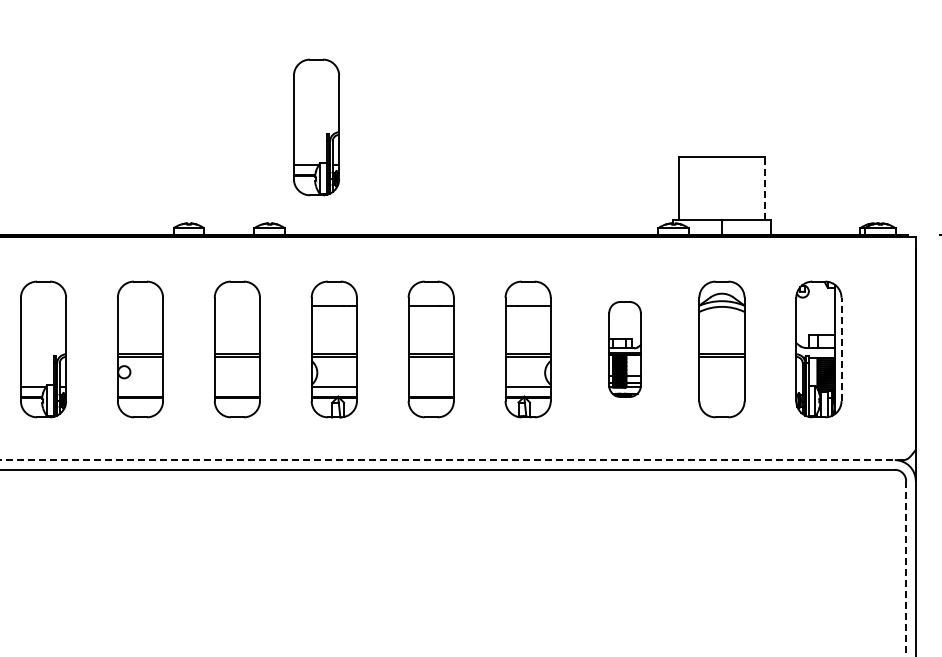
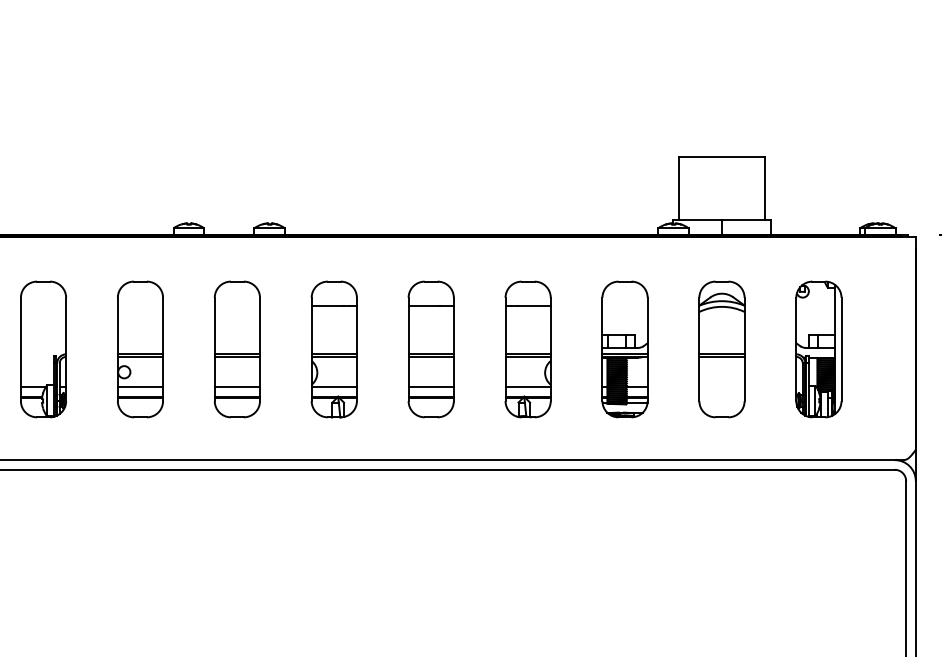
part: present -> none (316, 127)
line: dashed -> solid (764, 188)
part size: 34x97 px -> 48x139 px (624, 349)
line: dashed -> solid (841, 349)
line: none -> present (140, 387)
line: none -> present (237, 387)
line: none -> present (430, 387)
line: dashed -> solid (451, 460)
line: dashed -> solid (906, 569)
